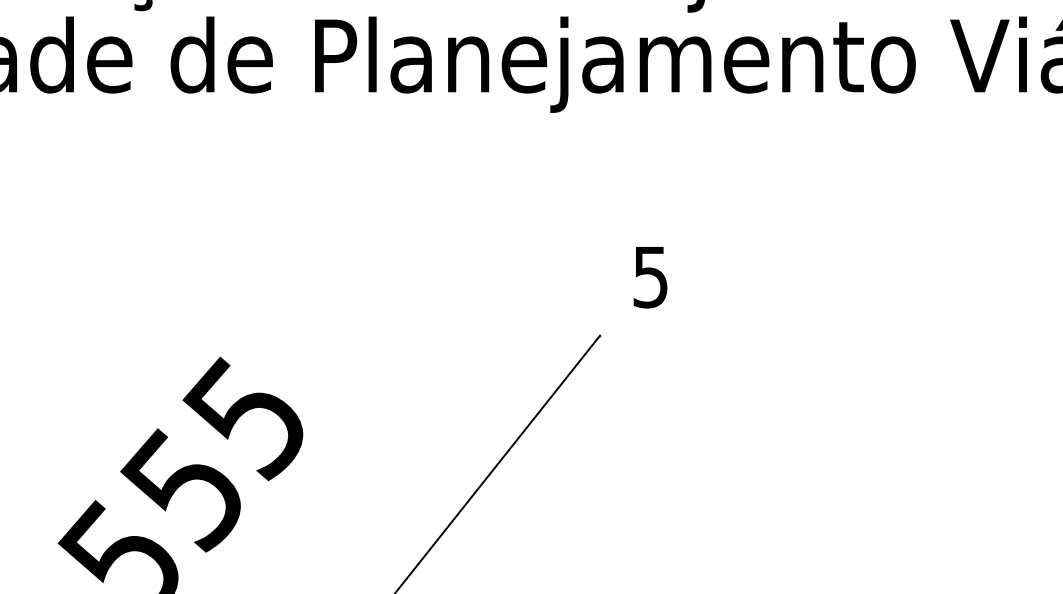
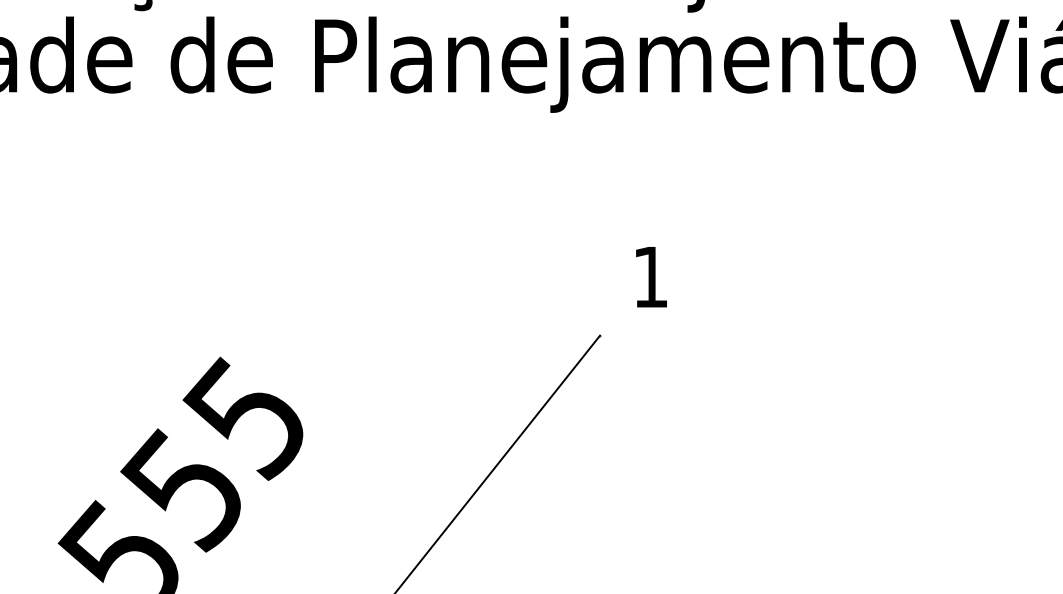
text: 5 -> 1 (650, 277)
